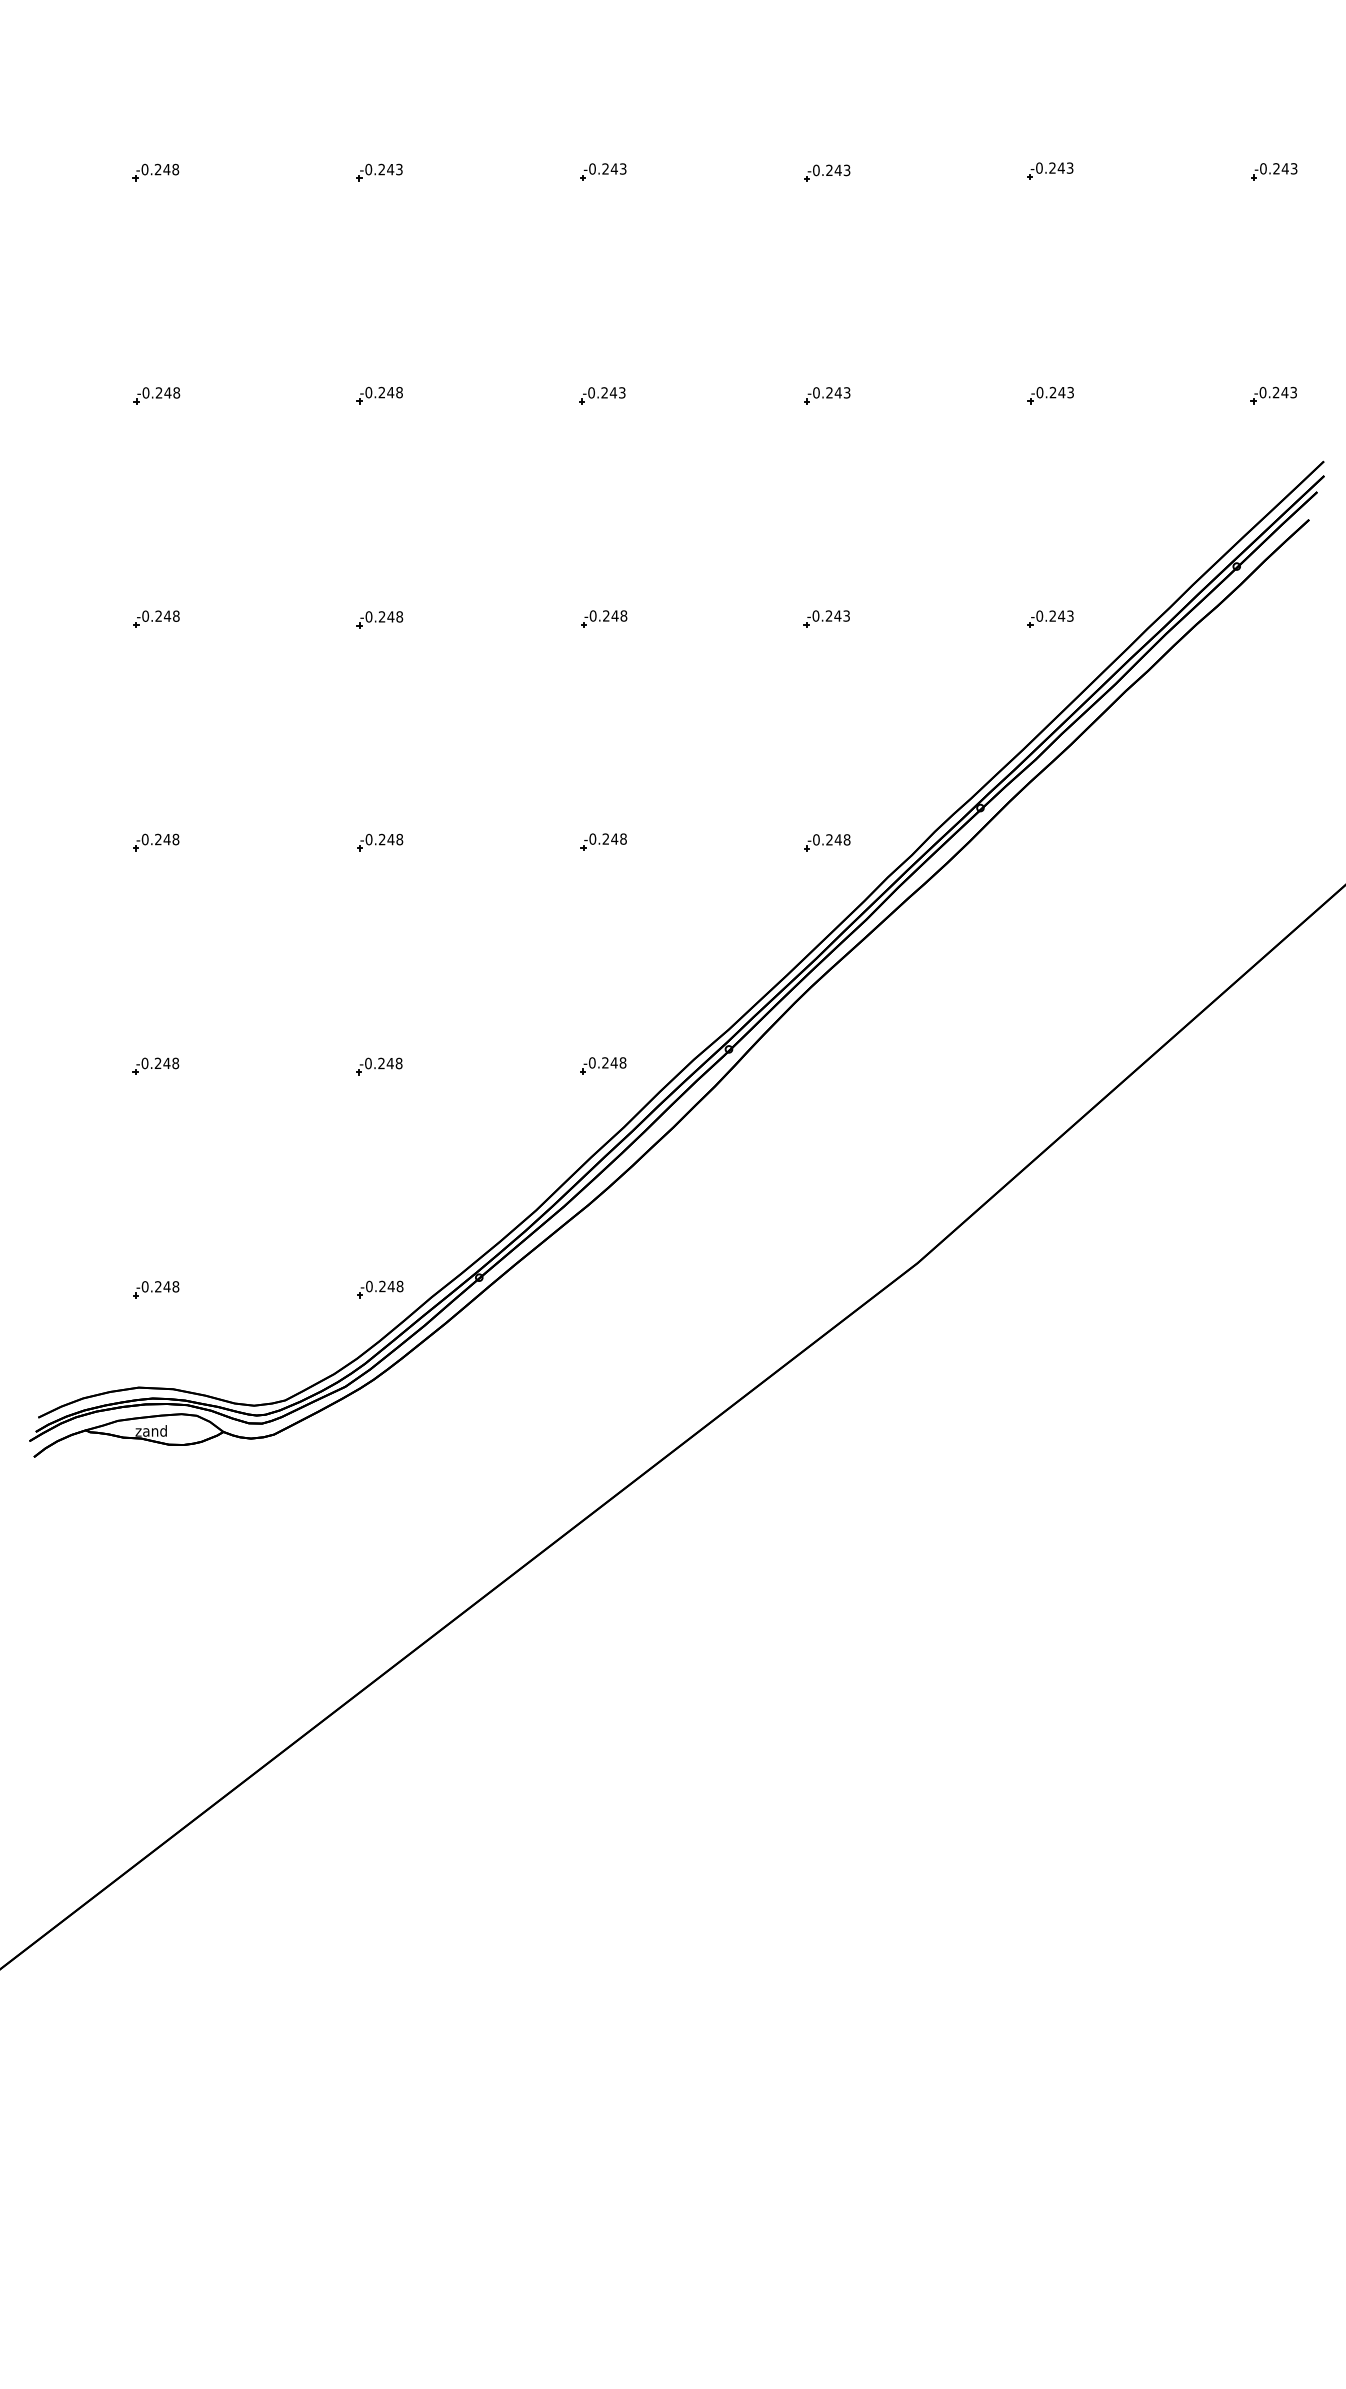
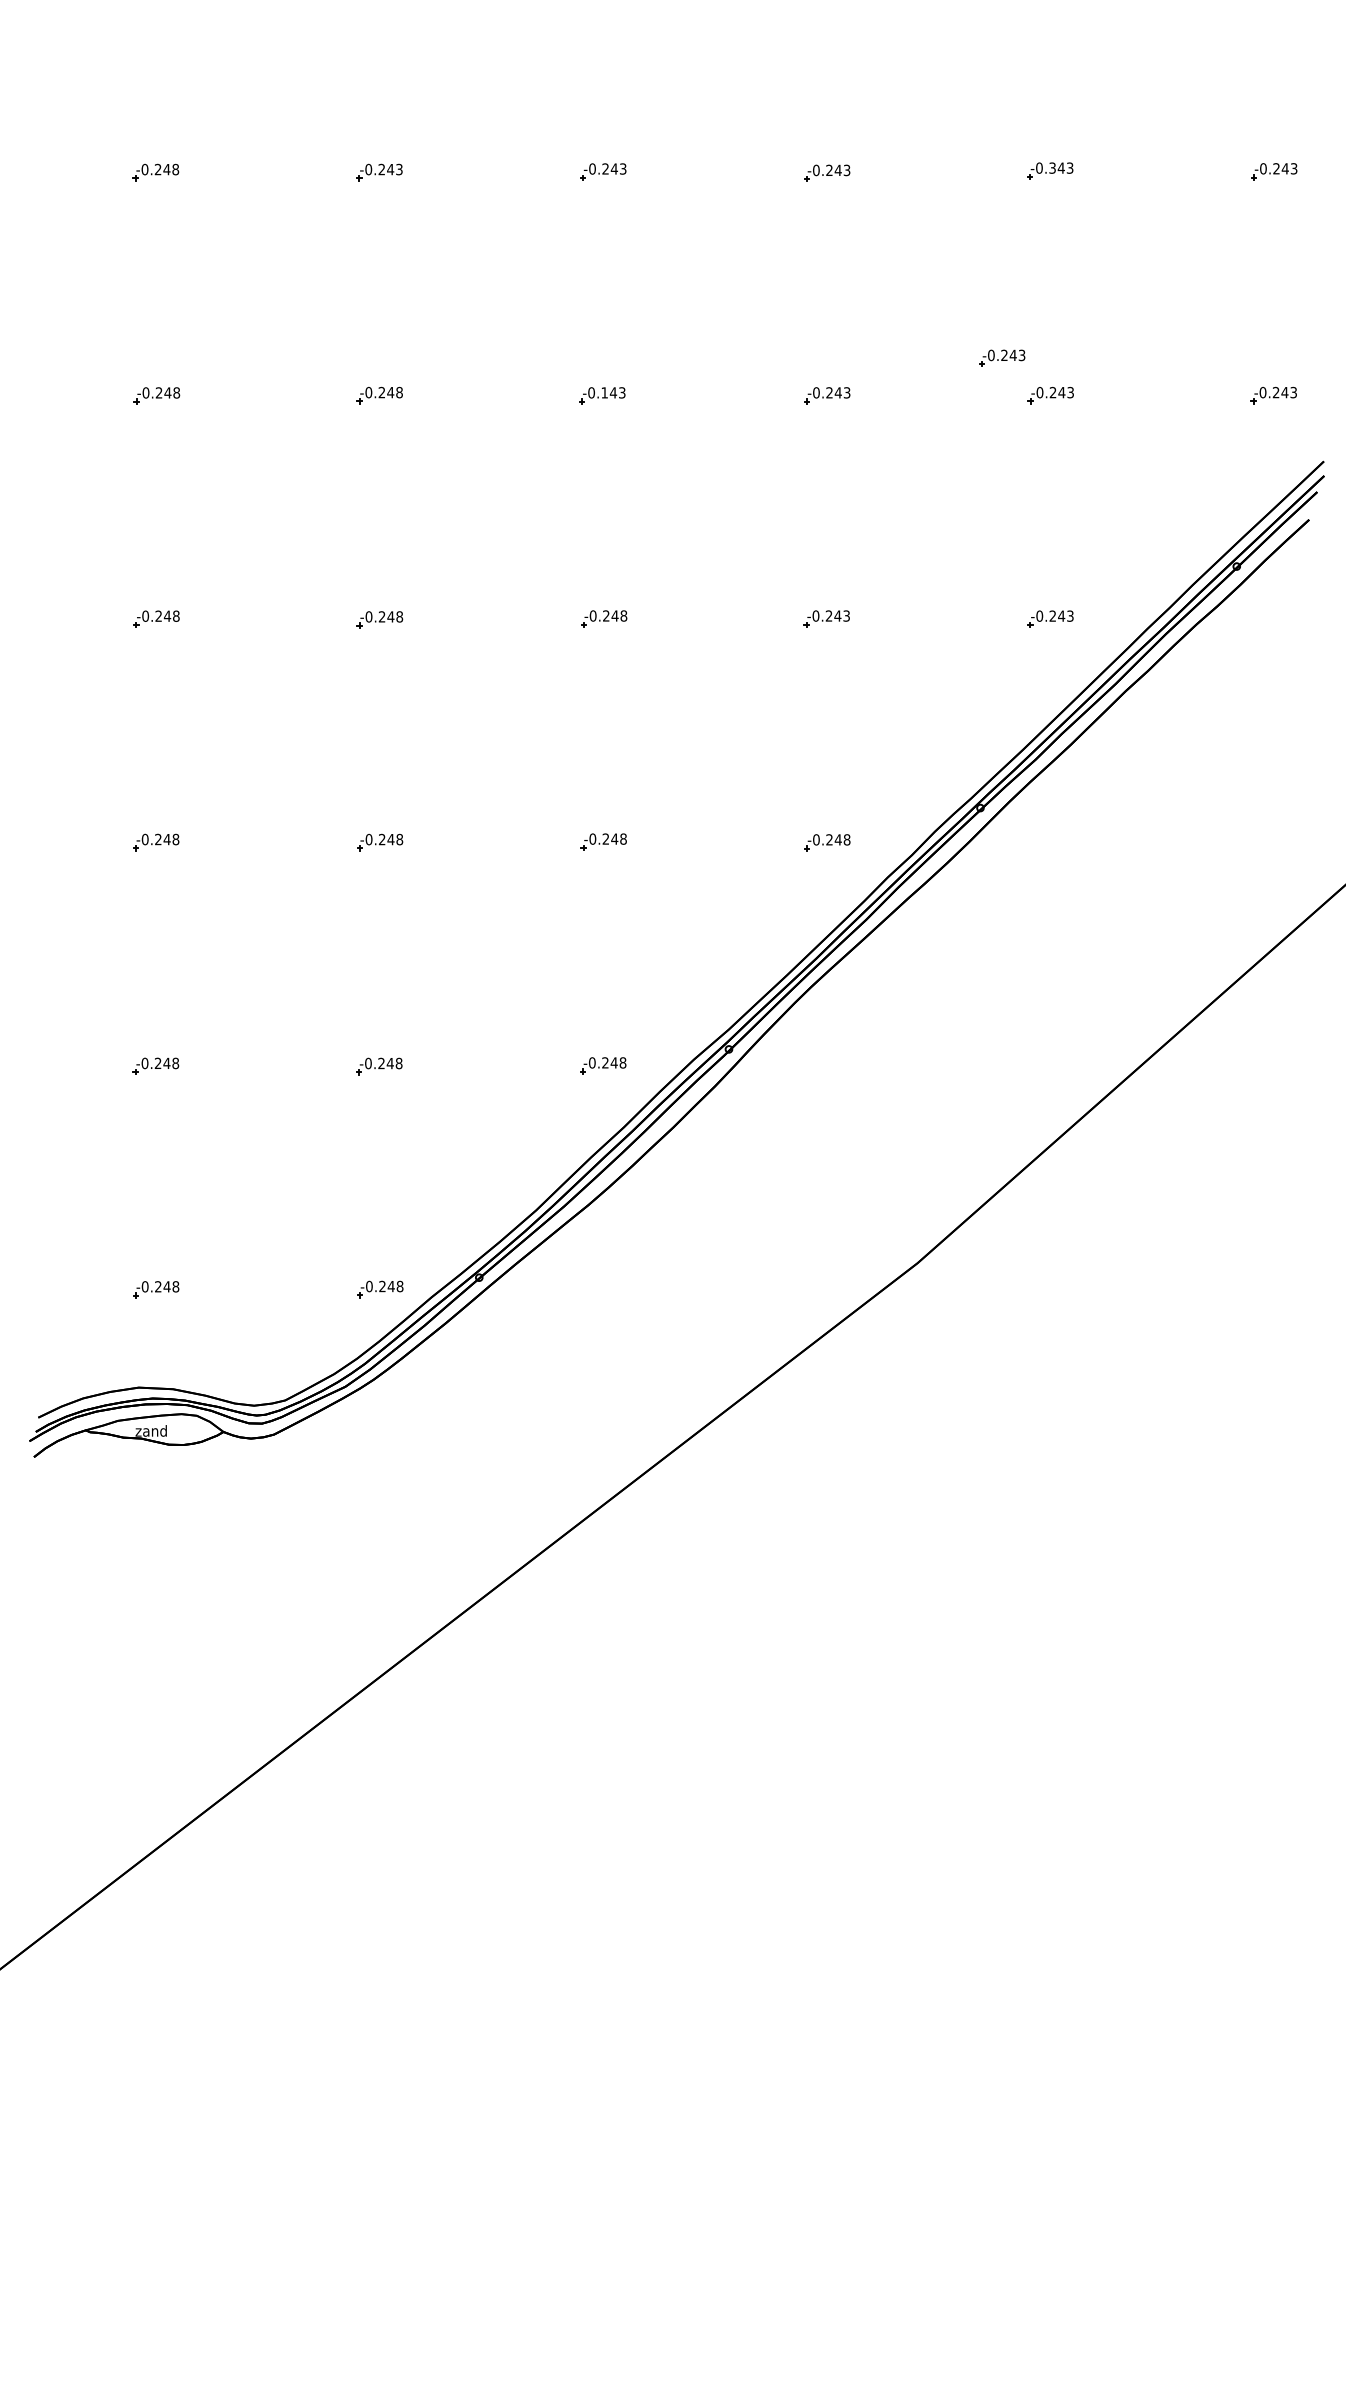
text: -0.243 -> -0.343 (1052, 168)
part: none -> present (1002, 357)
text: -0.243 -> -0.143 (604, 392)
